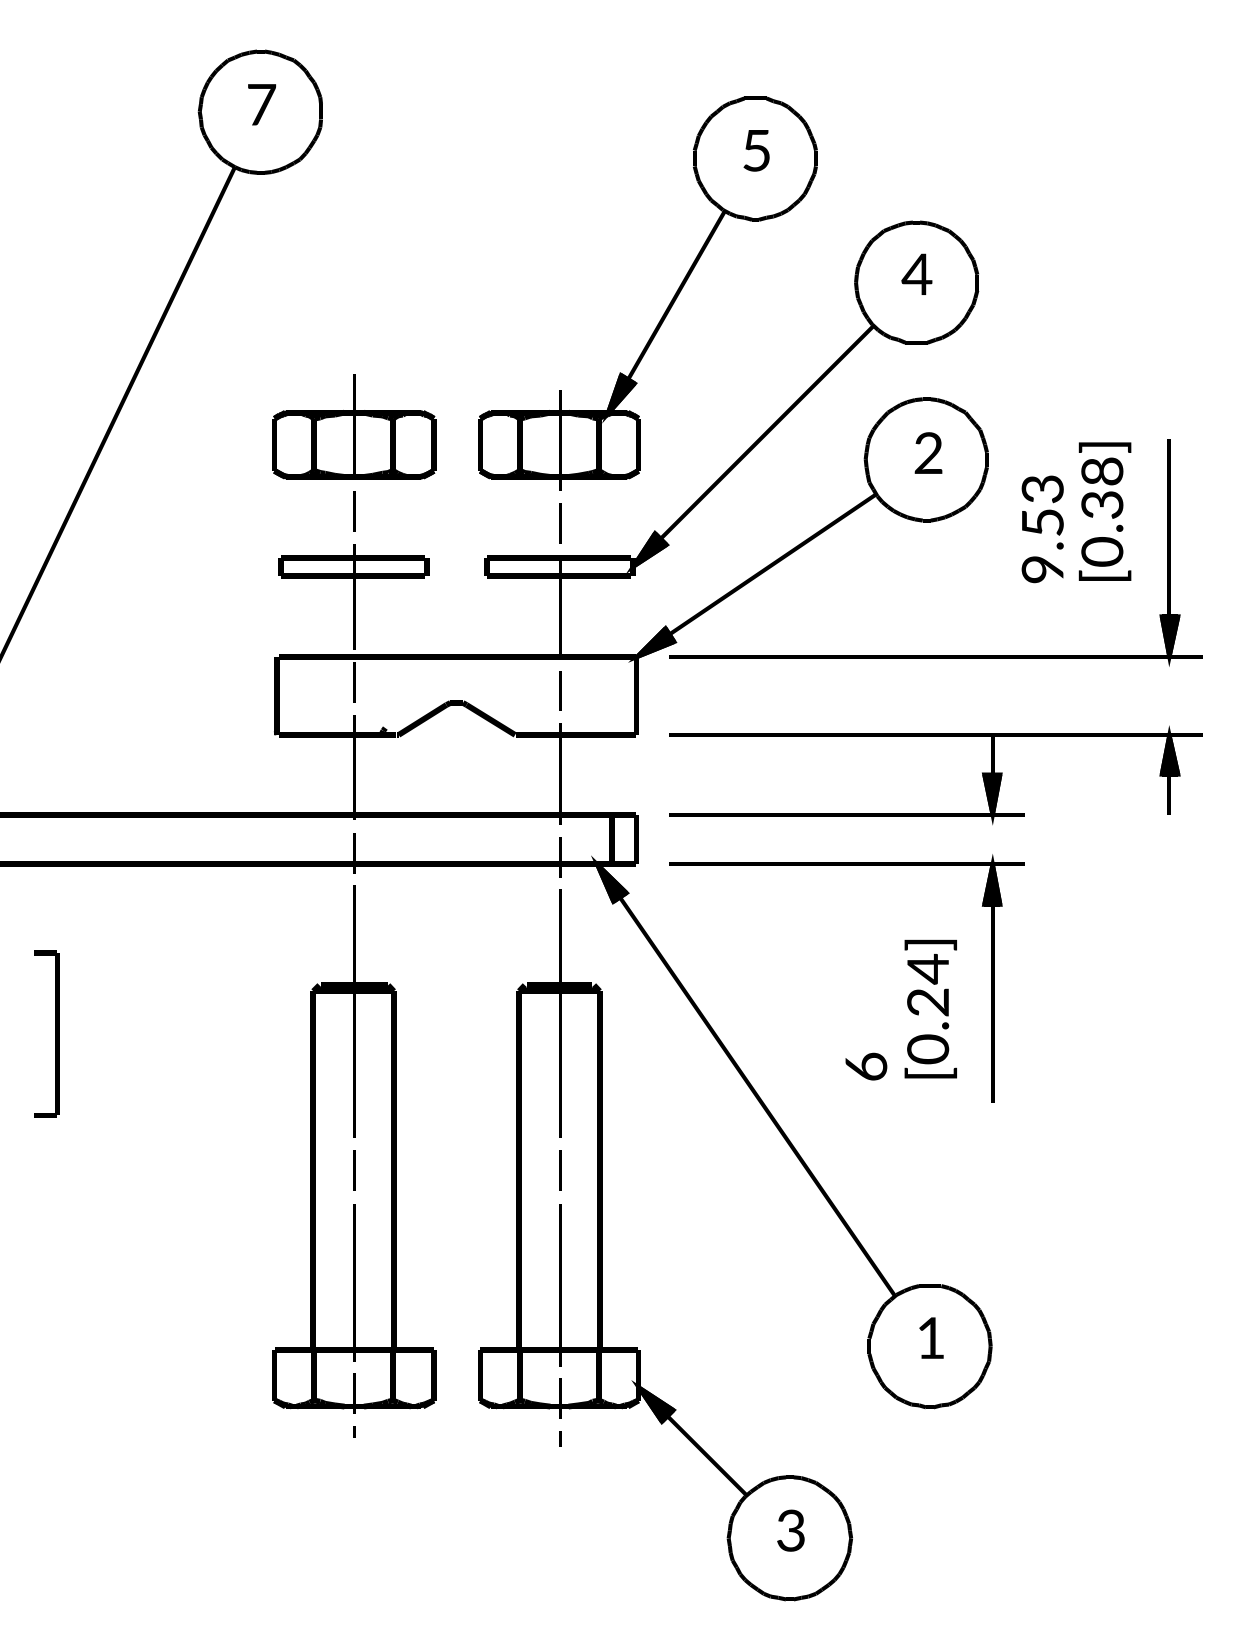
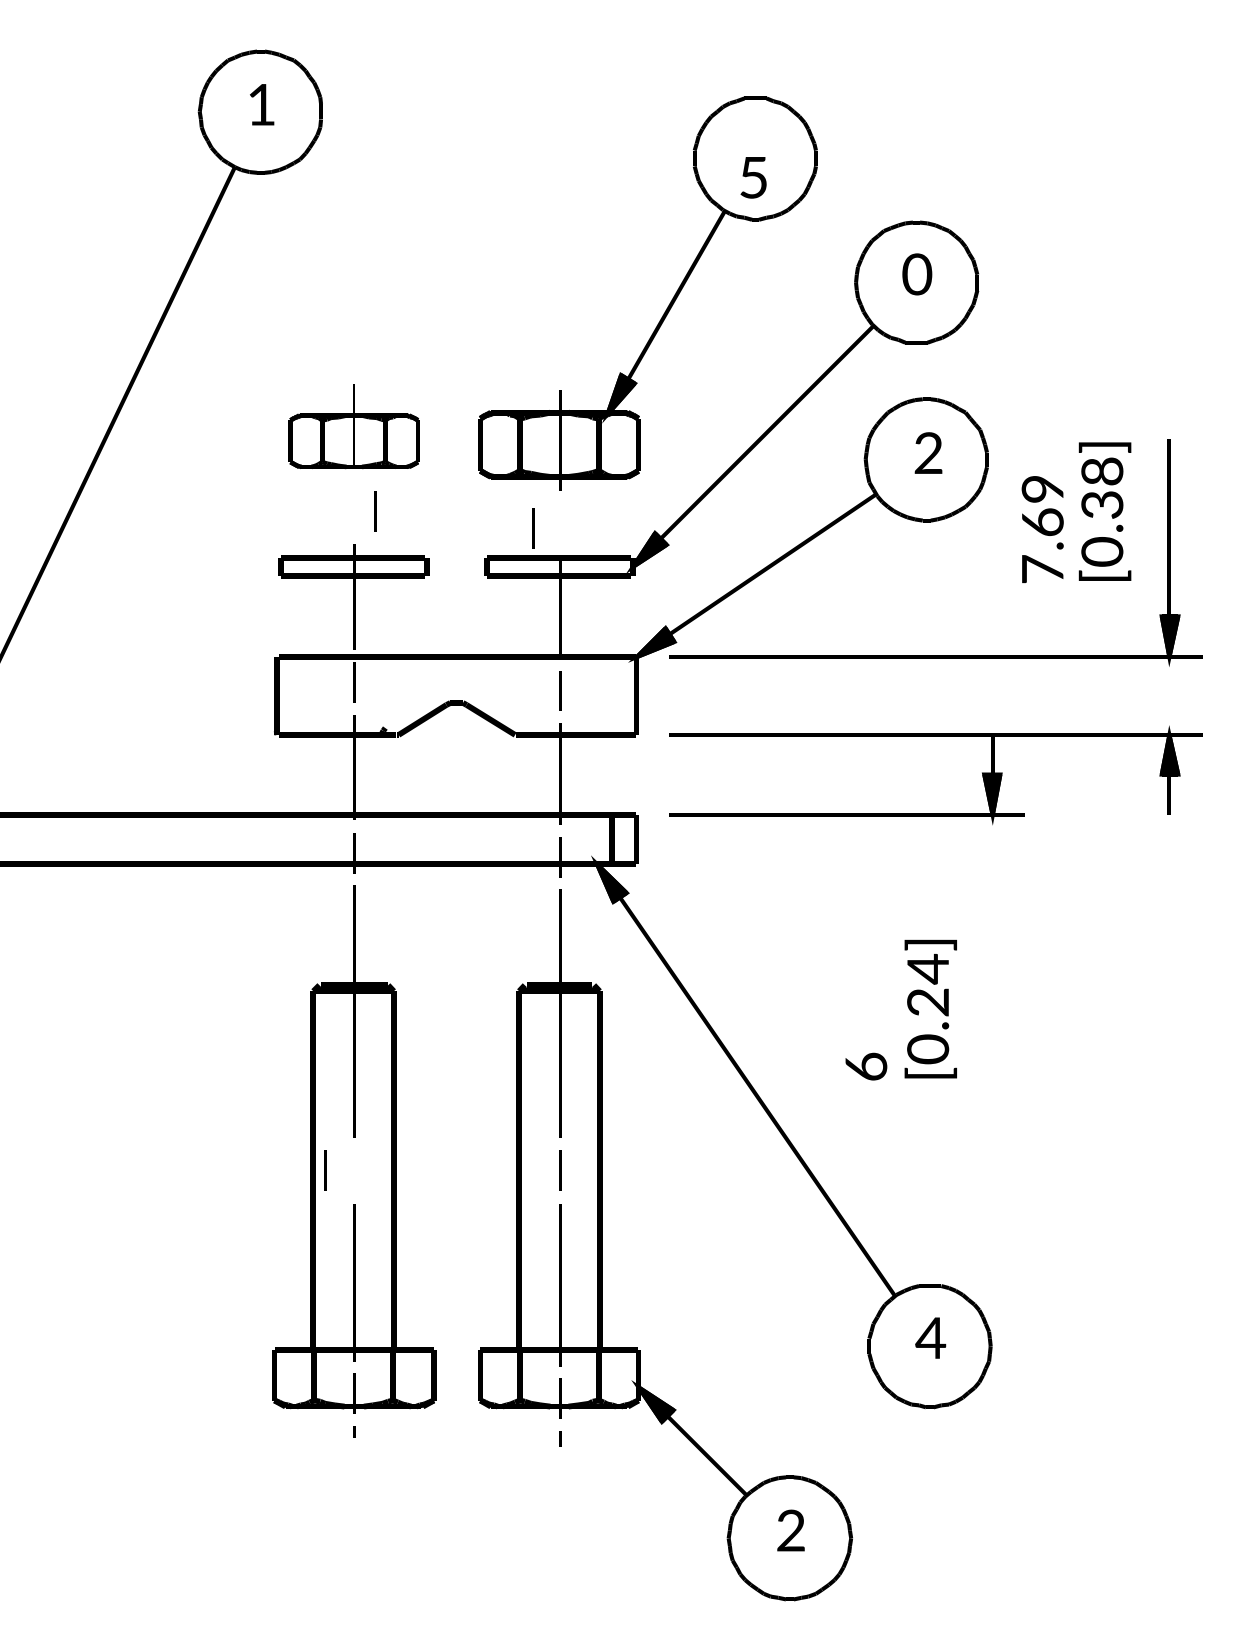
text: 7 -> 1 (262, 104)
text position: (756, 150) -> (753, 177) (753, 177)
text: 4 -> 0 (916, 274)
part size: 165x106 px -> 132x86 px (353, 426)
line position: (354, 511) -> (375, 511) (375, 511)
line position: (560, 523) -> (533, 528) (533, 528)
text: 9.53 -> 7.69 (1042, 529)
part: present -> none (846, 865)
part: present -> none (55, 1033)
line position: (354, 1170) -> (325, 1170) (325, 1170)
text: 1 -> 4 (930, 1337)
text: 3 -> 2 (790, 1531)
